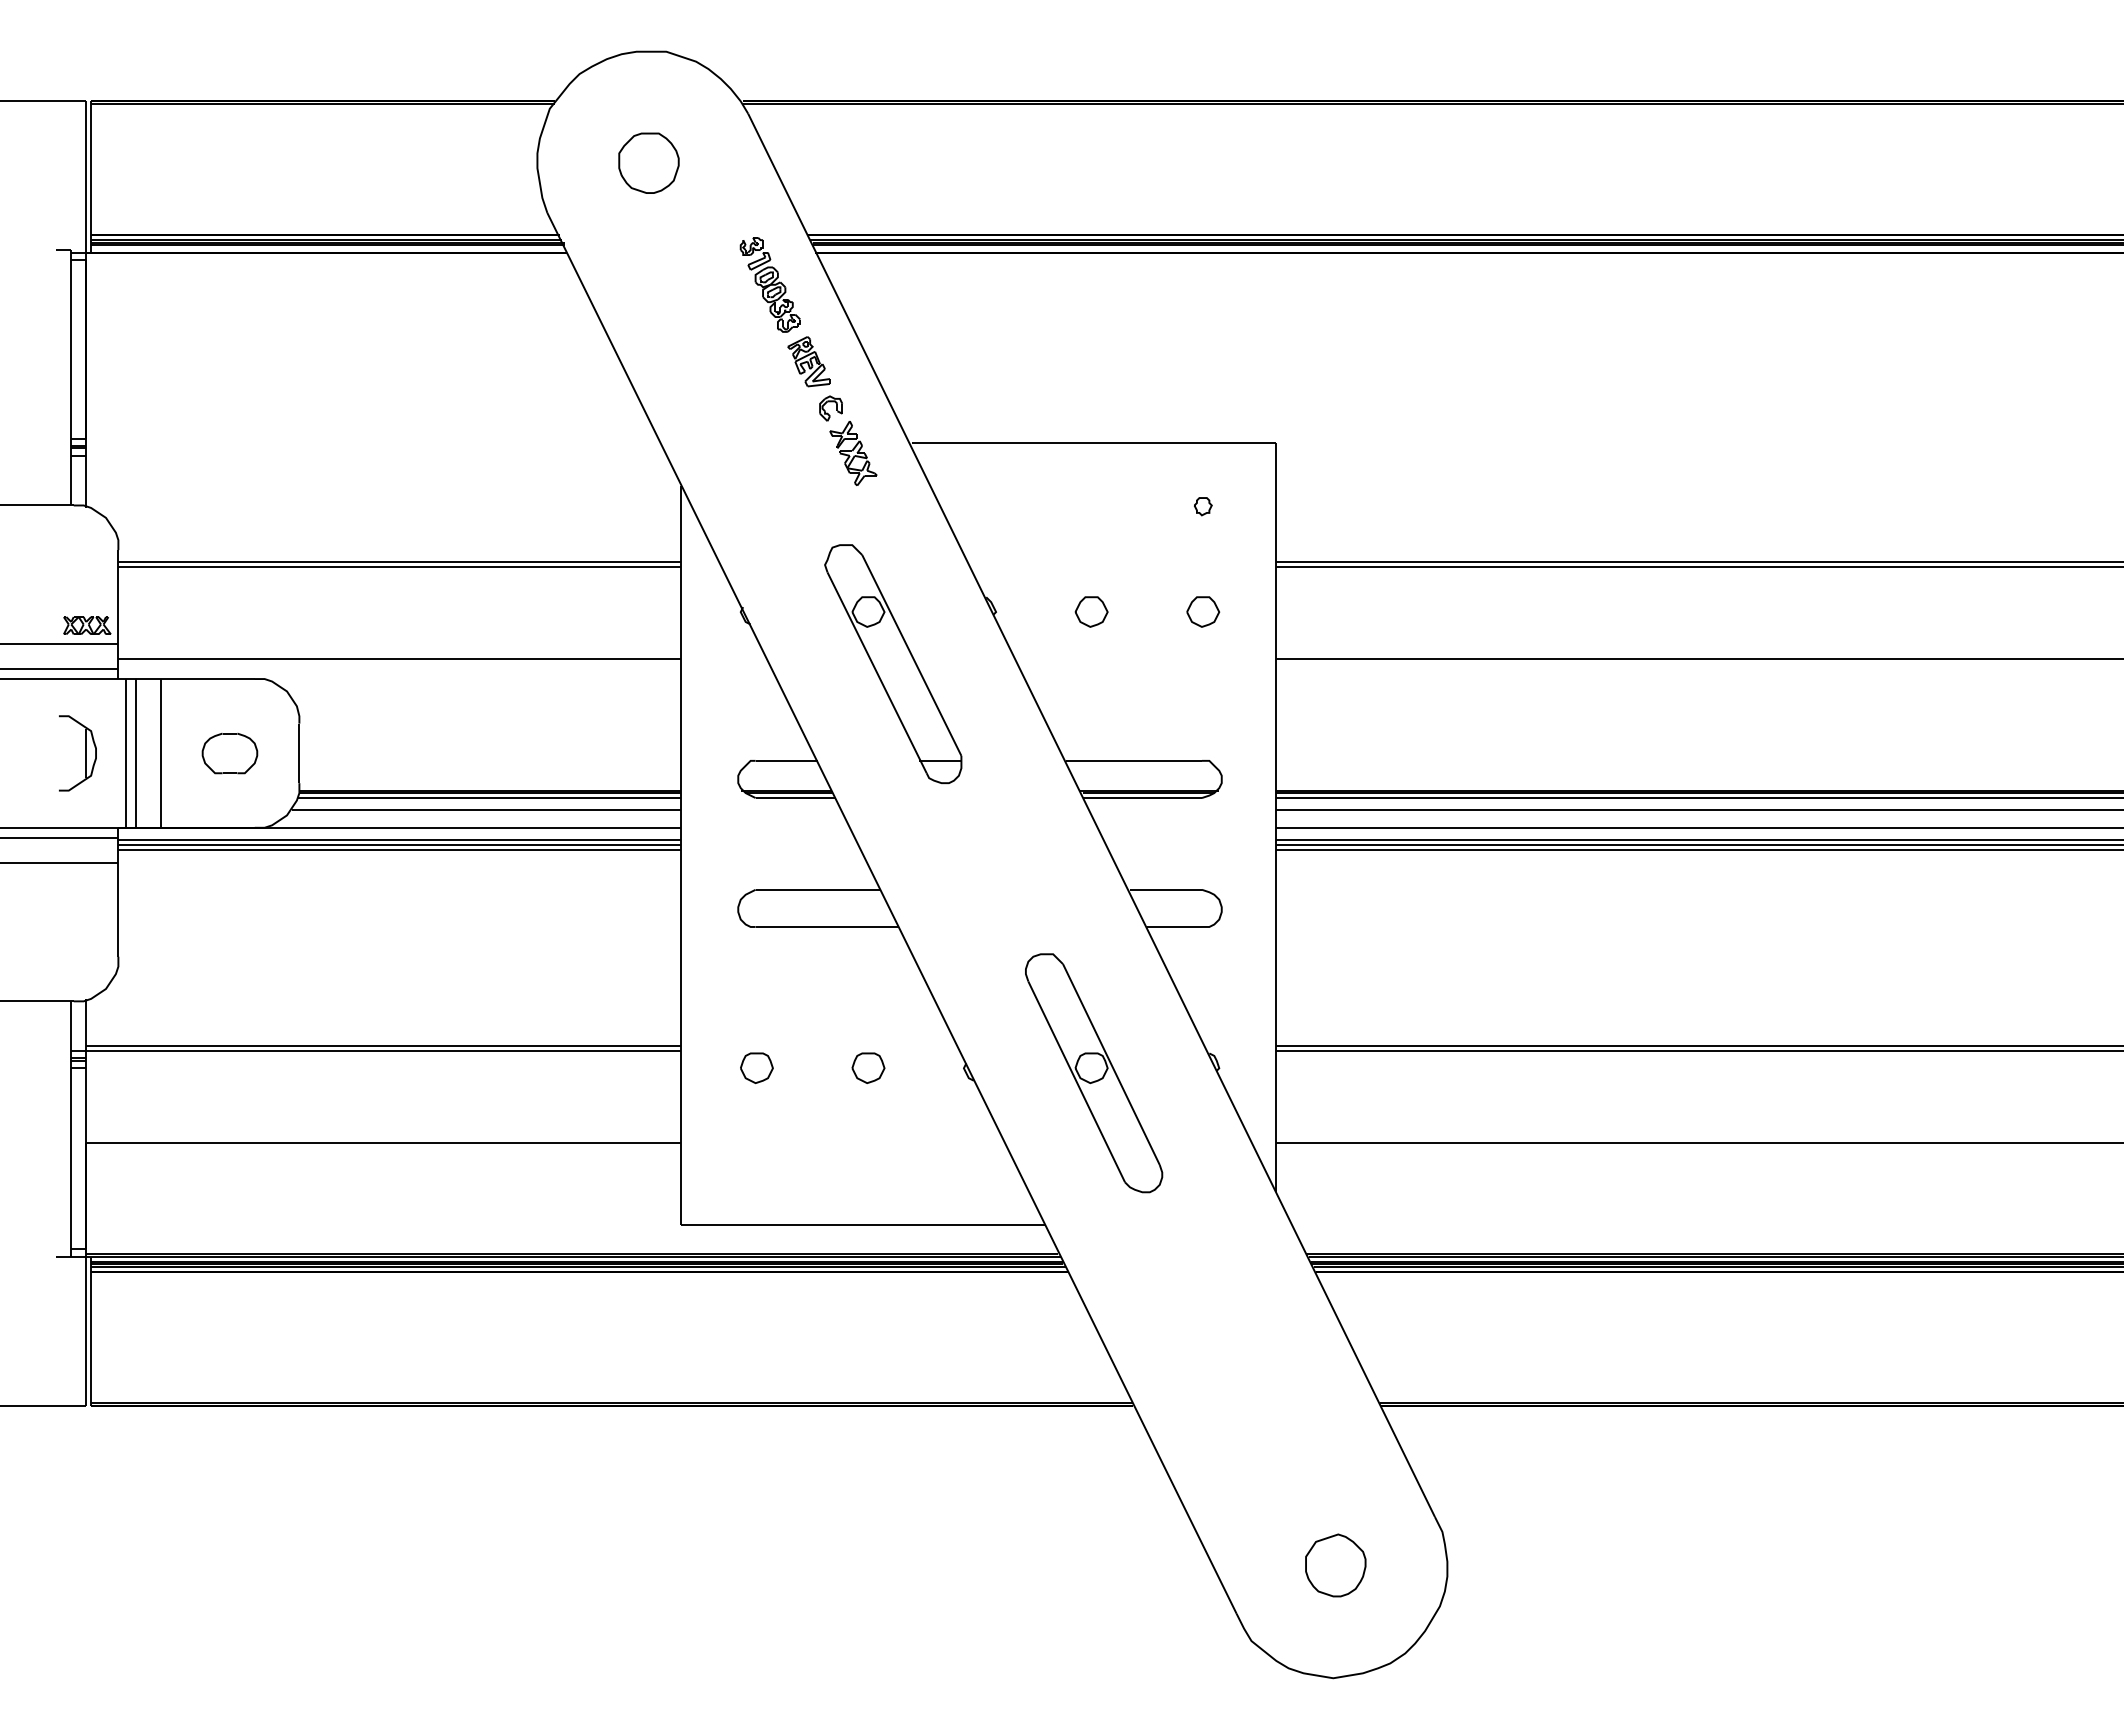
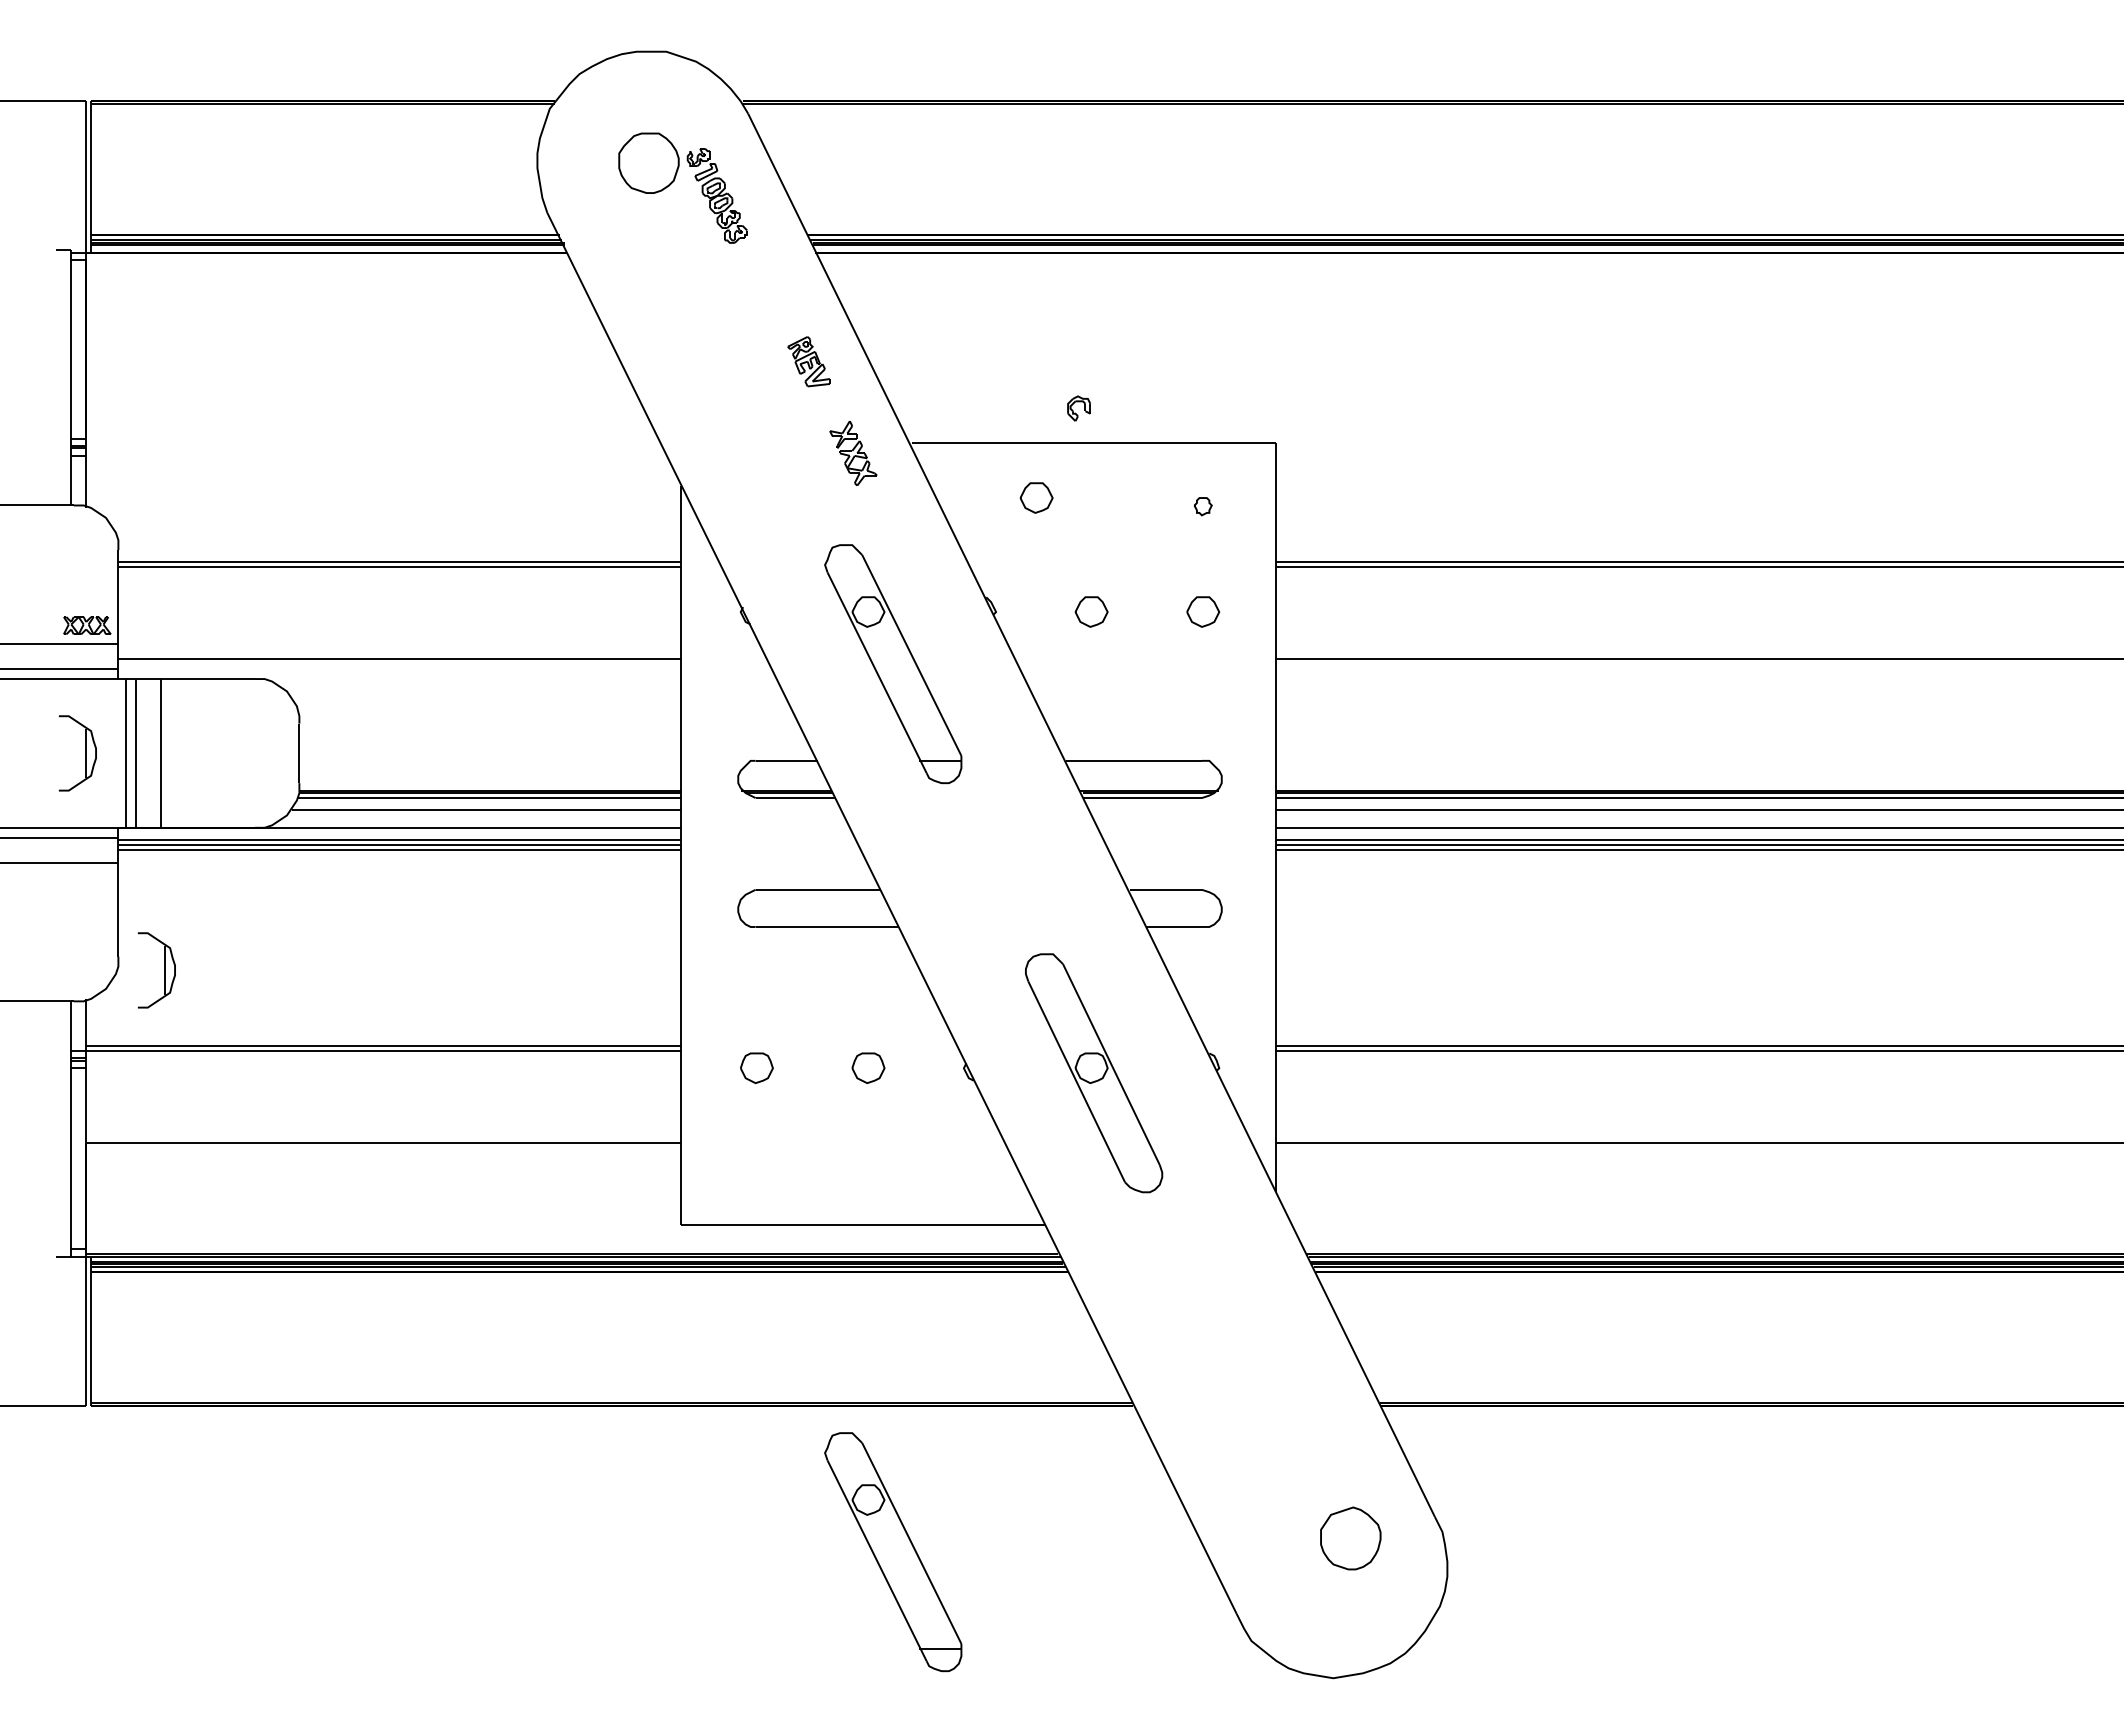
part position: (769, 284) -> (716, 195) (716, 195)
part position: (830, 408) -> (1078, 408) (1078, 408)
part: none -> present (1036, 497)
part: present -> none (229, 753)
part: none -> present (164, 970)
part: none -> present (893, 1552)
part position: (1335, 1565) -> (1350, 1538) (1350, 1538)
